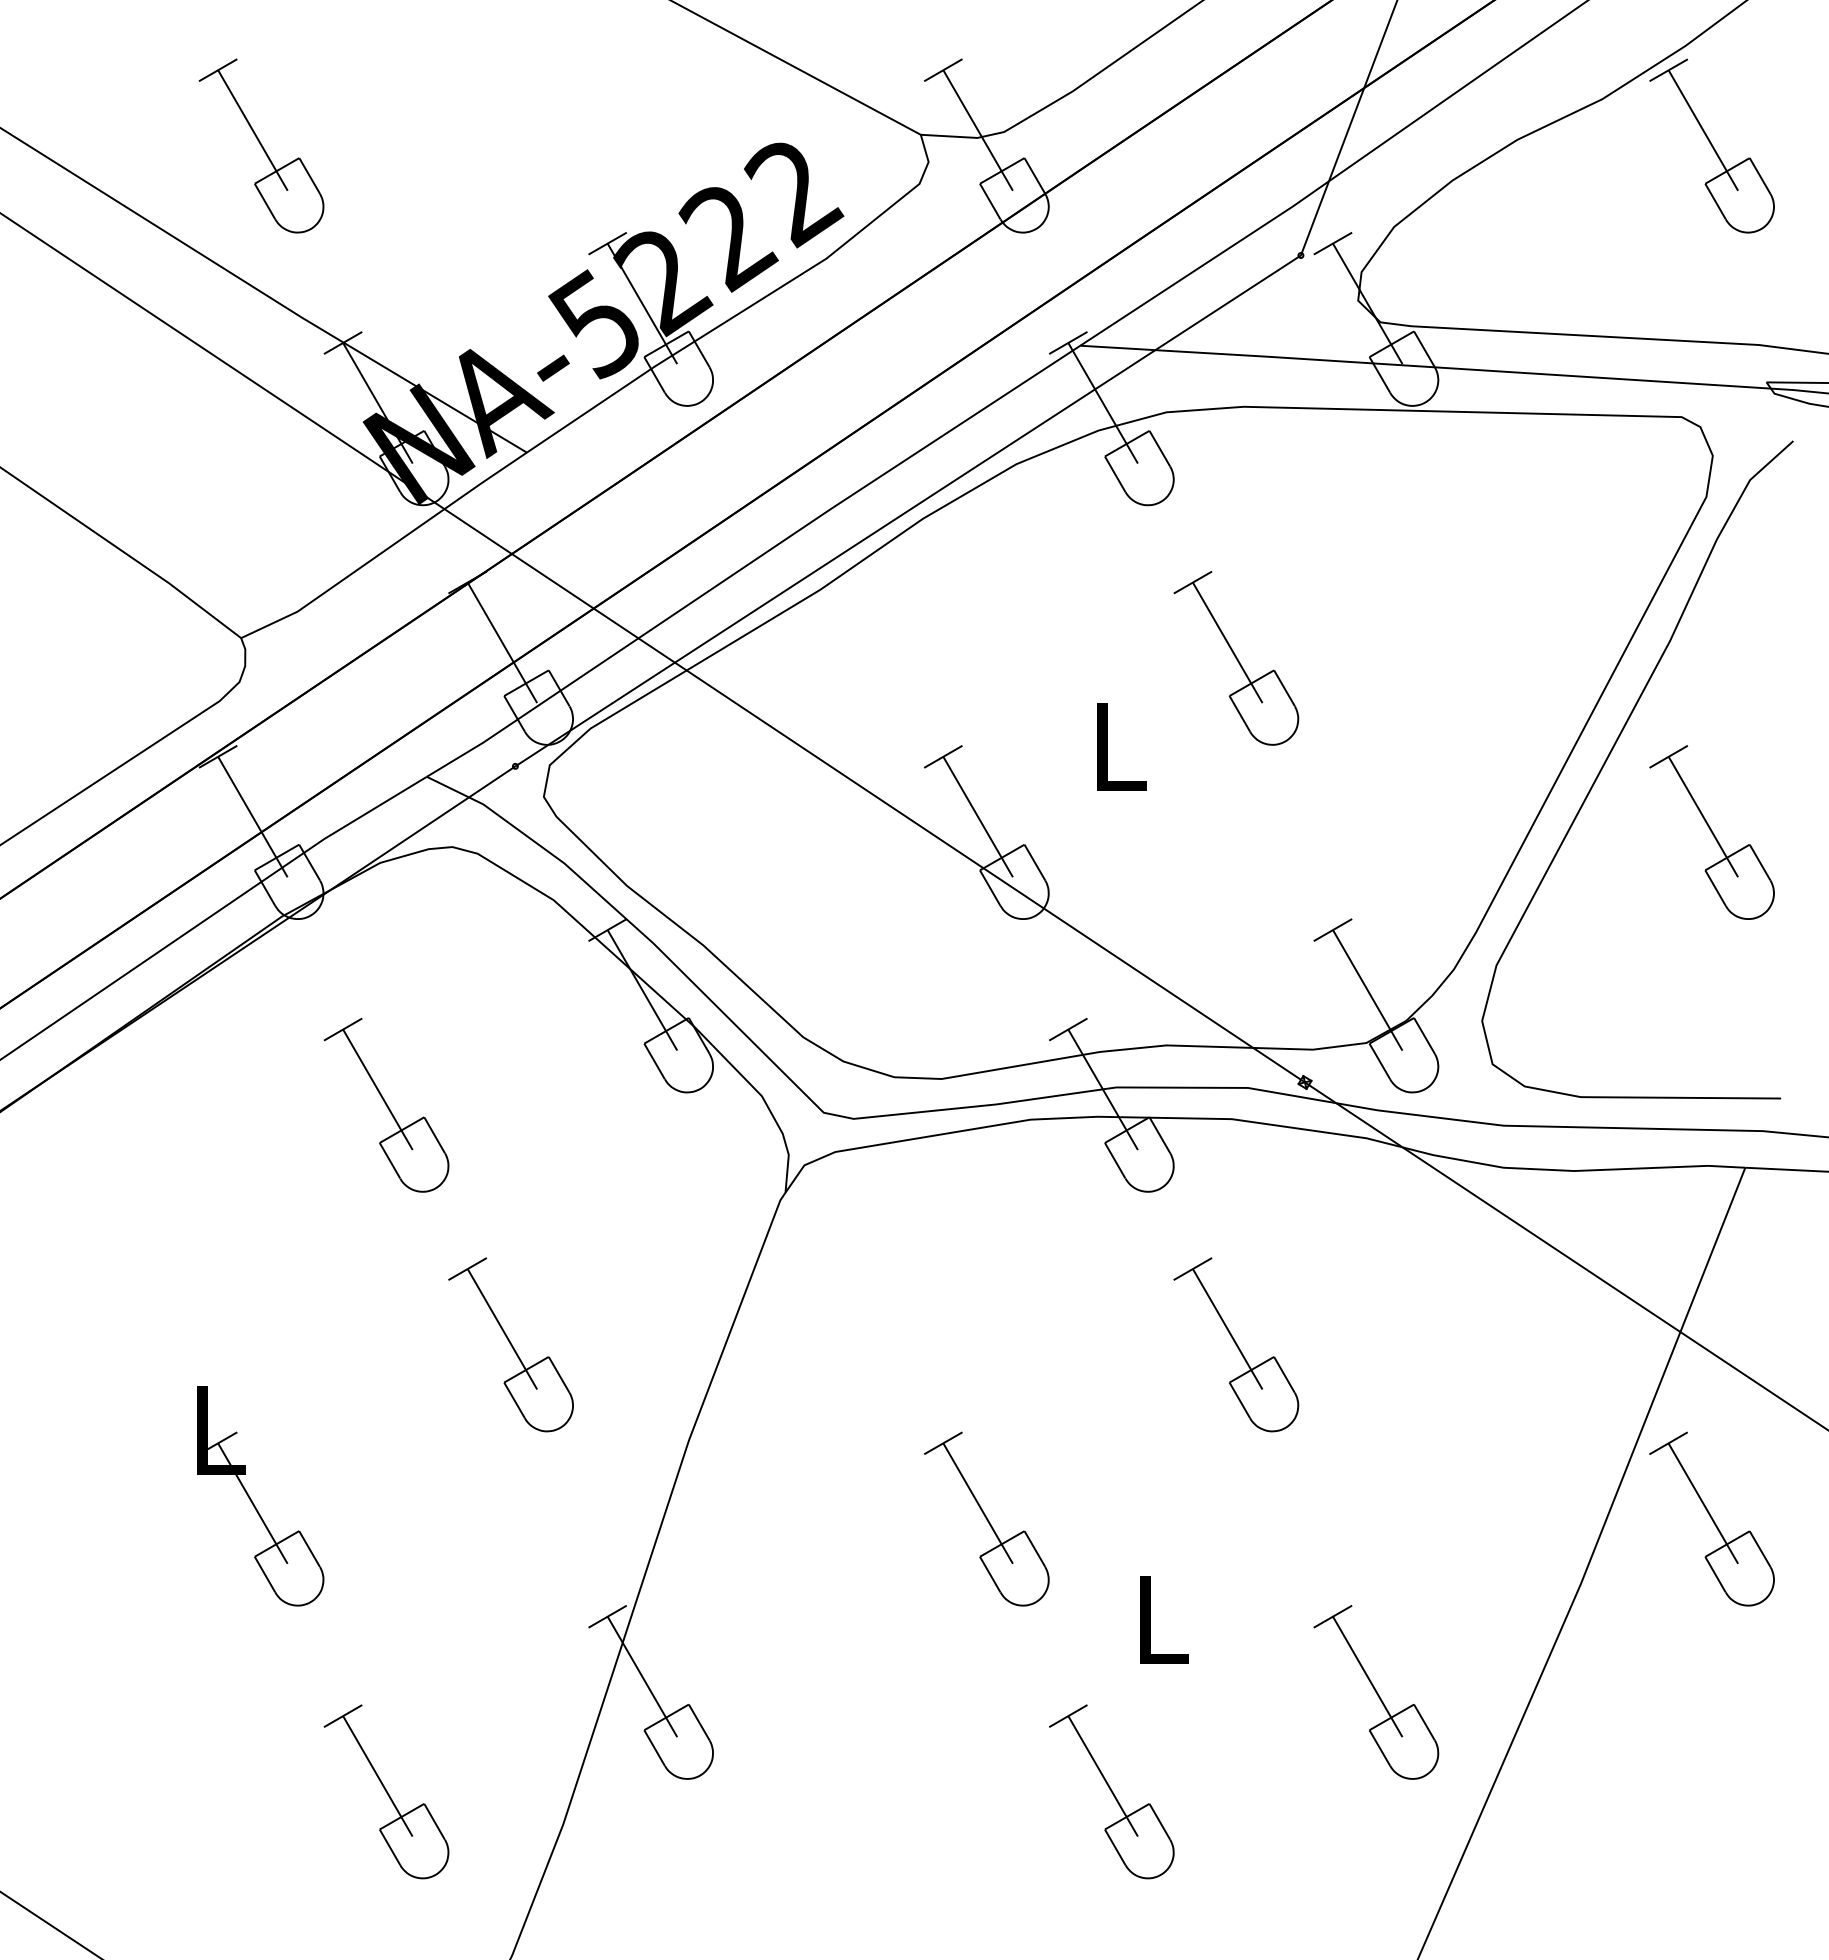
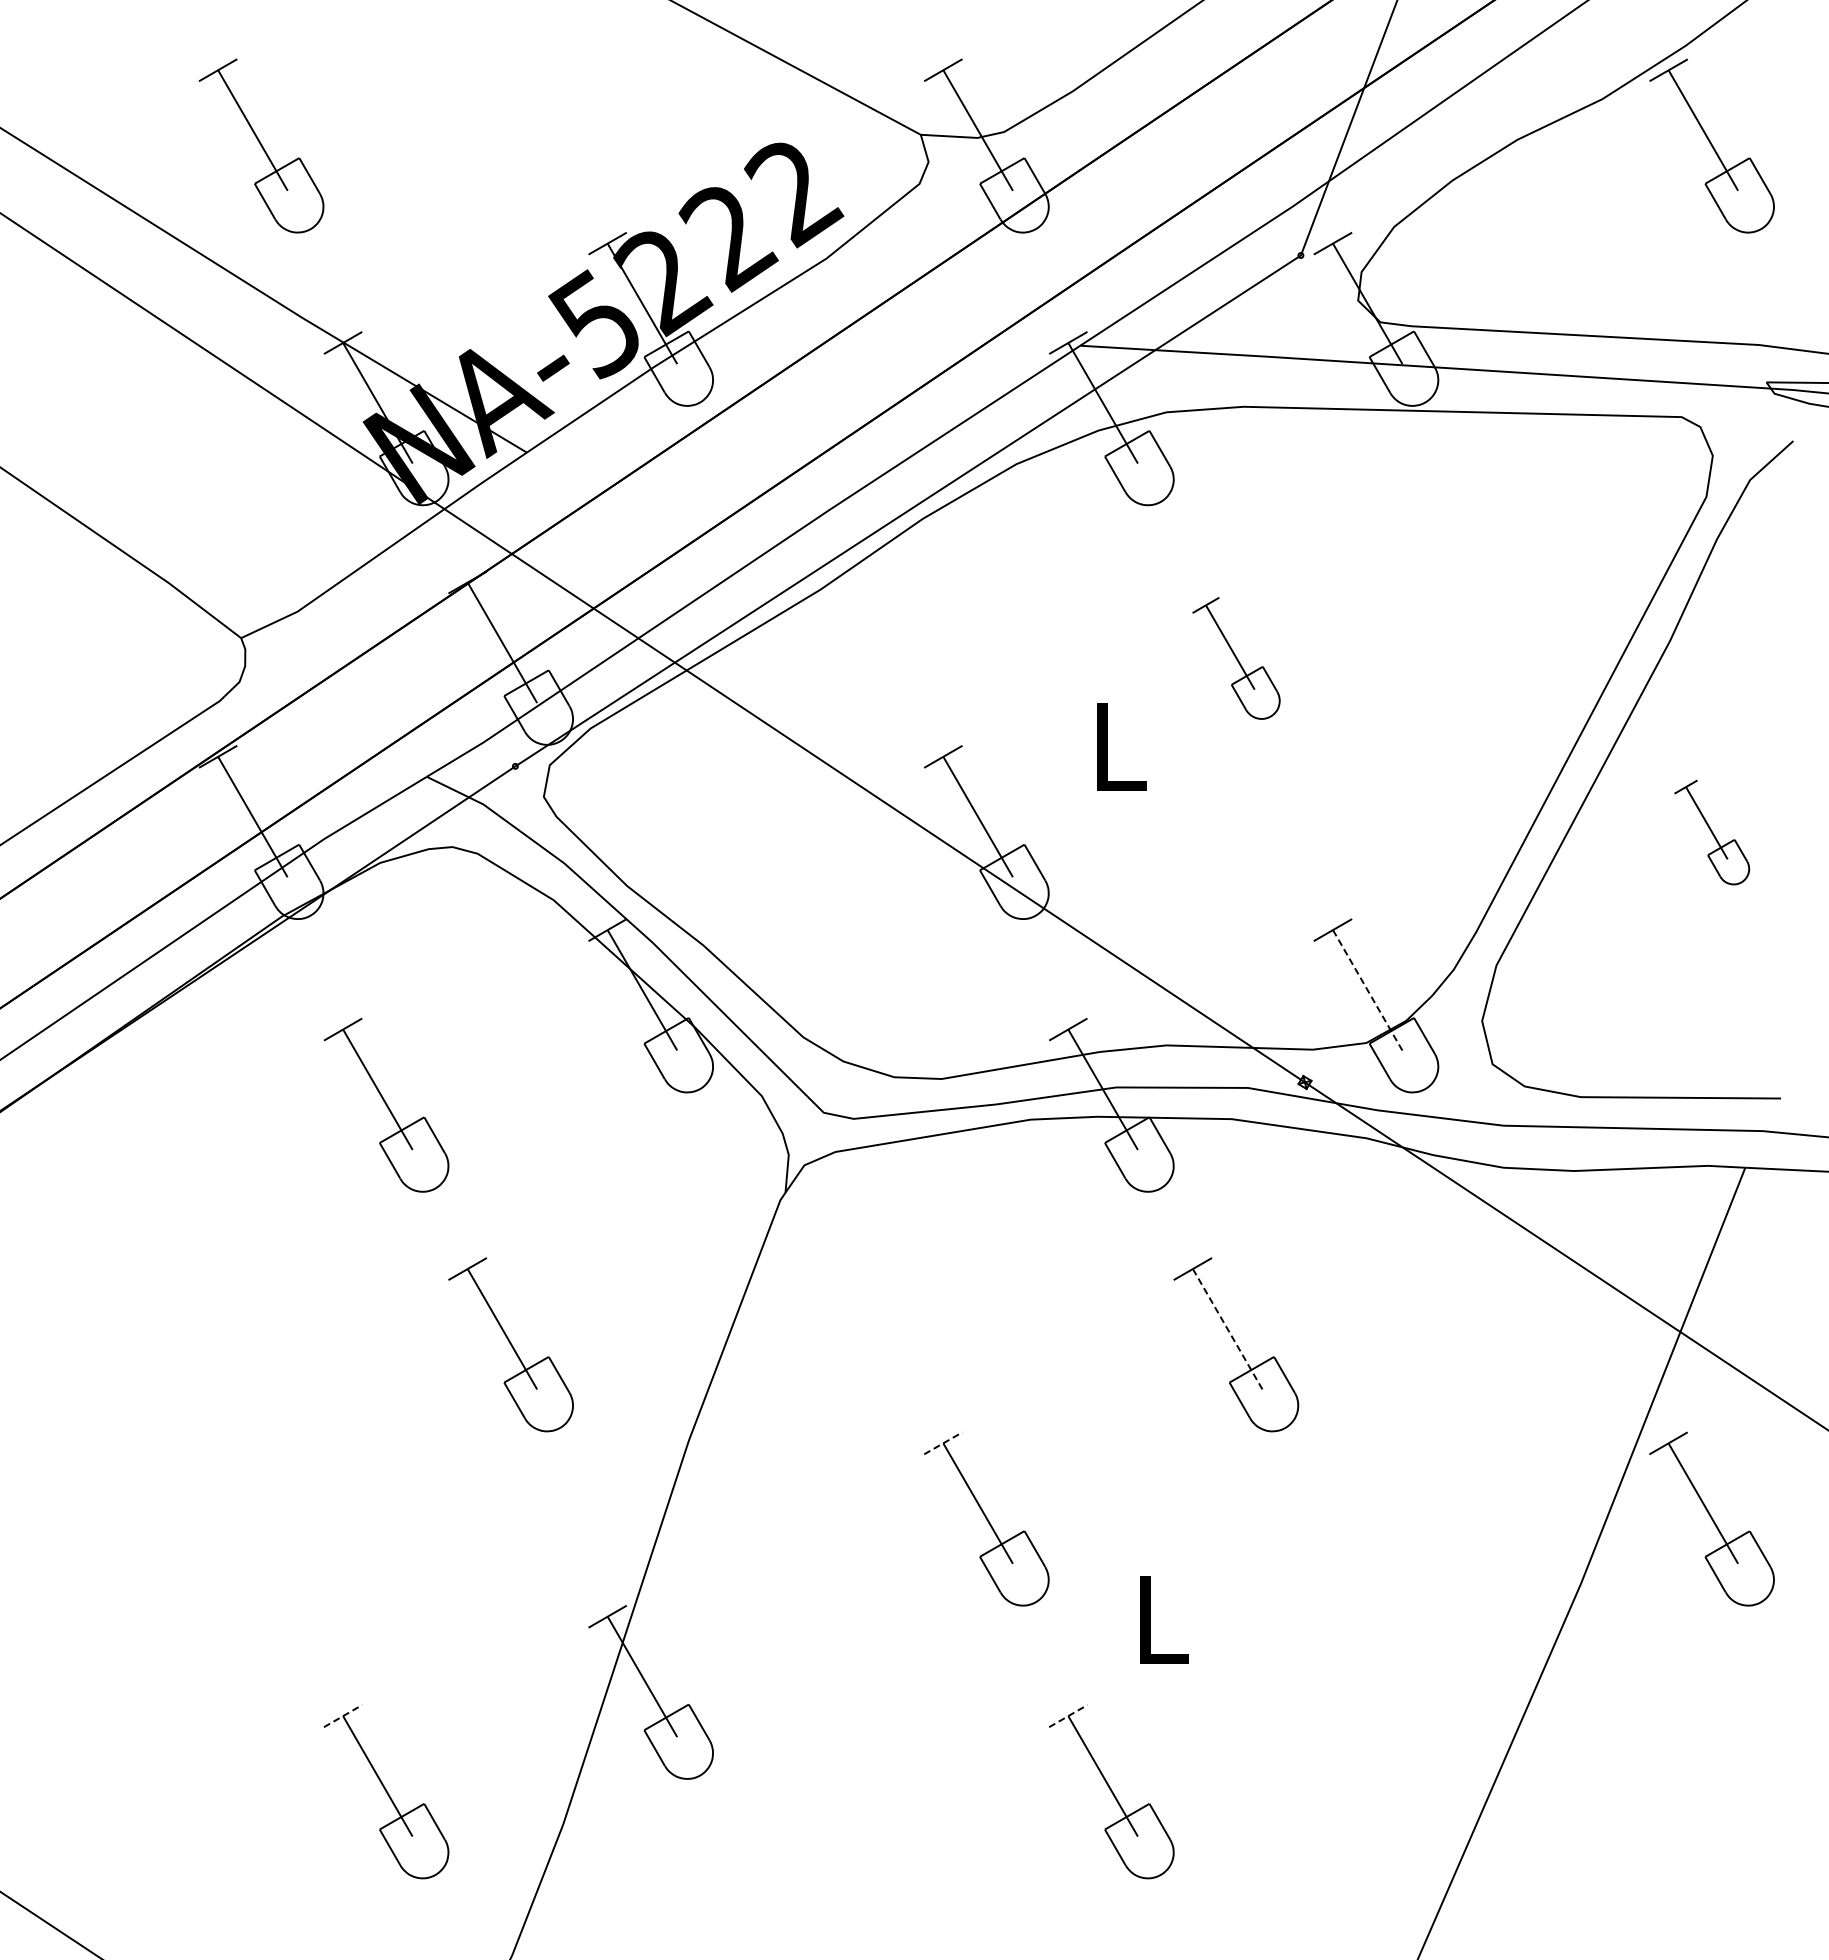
part size: 127x175 px -> 89x123 px (1236, 658)
part size: 126x175 px -> 77x107 px (1712, 832)
line: solid -> dashed (1367, 990)
line: solid -> dashed (1227, 1329)
line: solid -> dashed (943, 1443)
part: present -> none (252, 1500)
part: present -> none (1376, 1692)
line: solid -> dashed (343, 1715)
line: solid -> dashed (1068, 1715)
